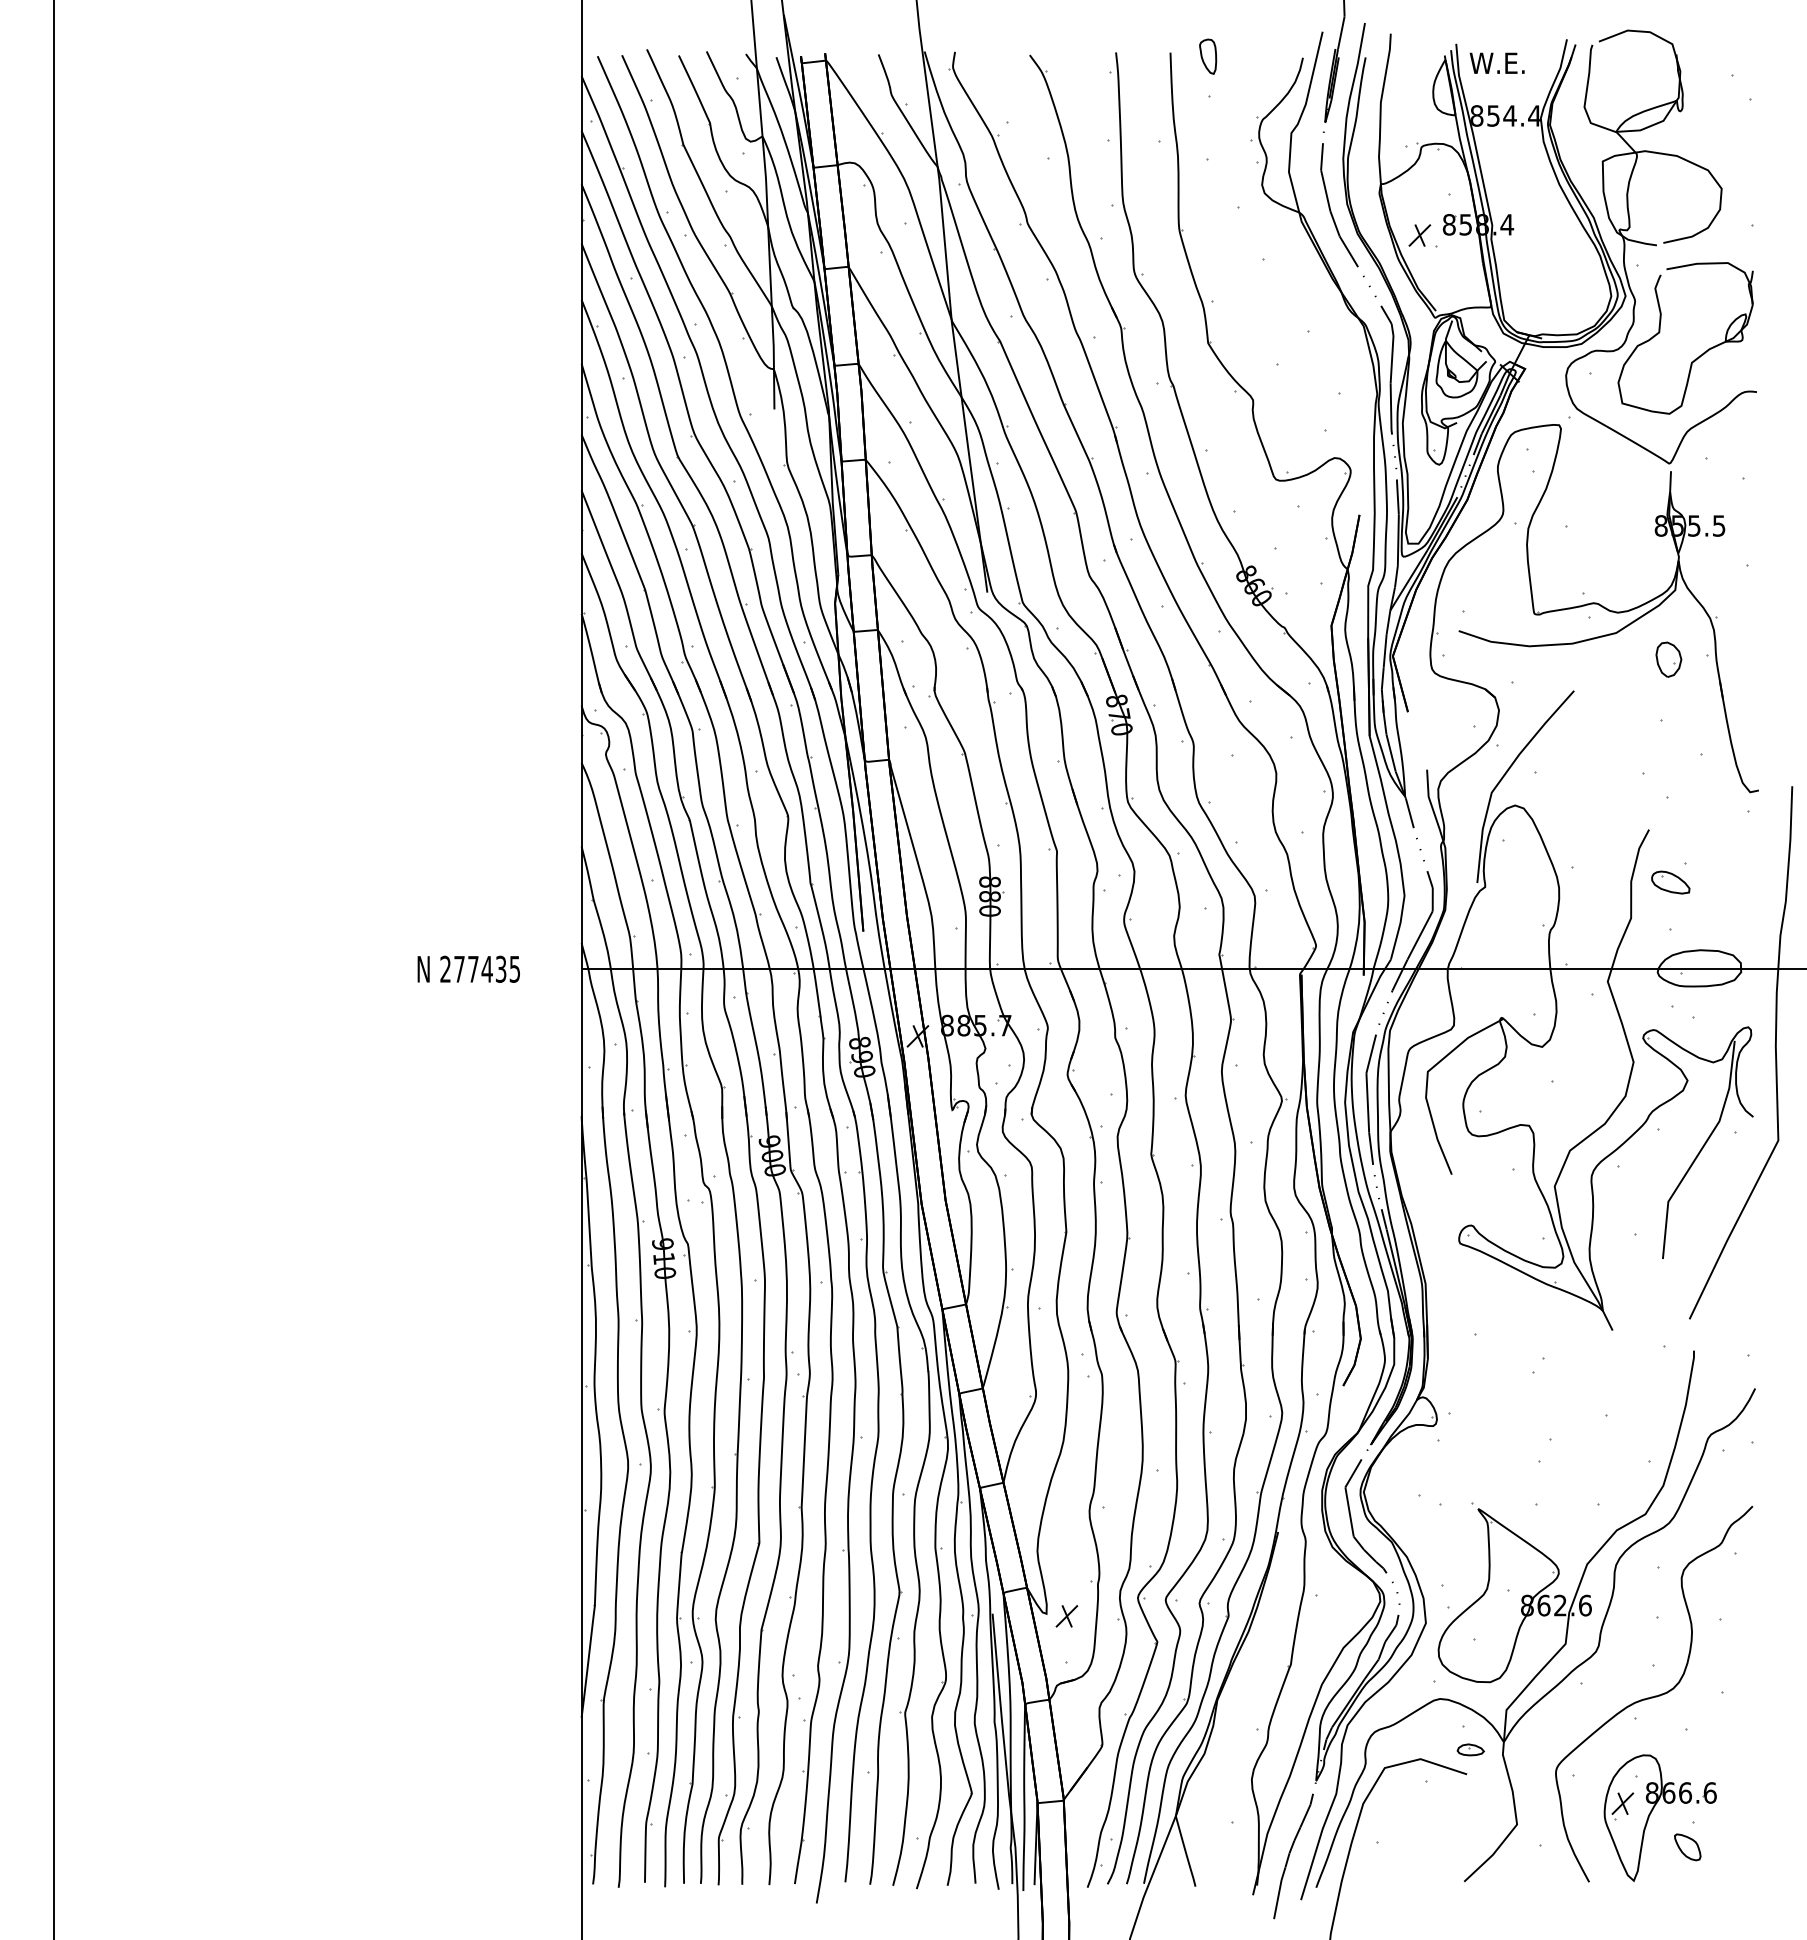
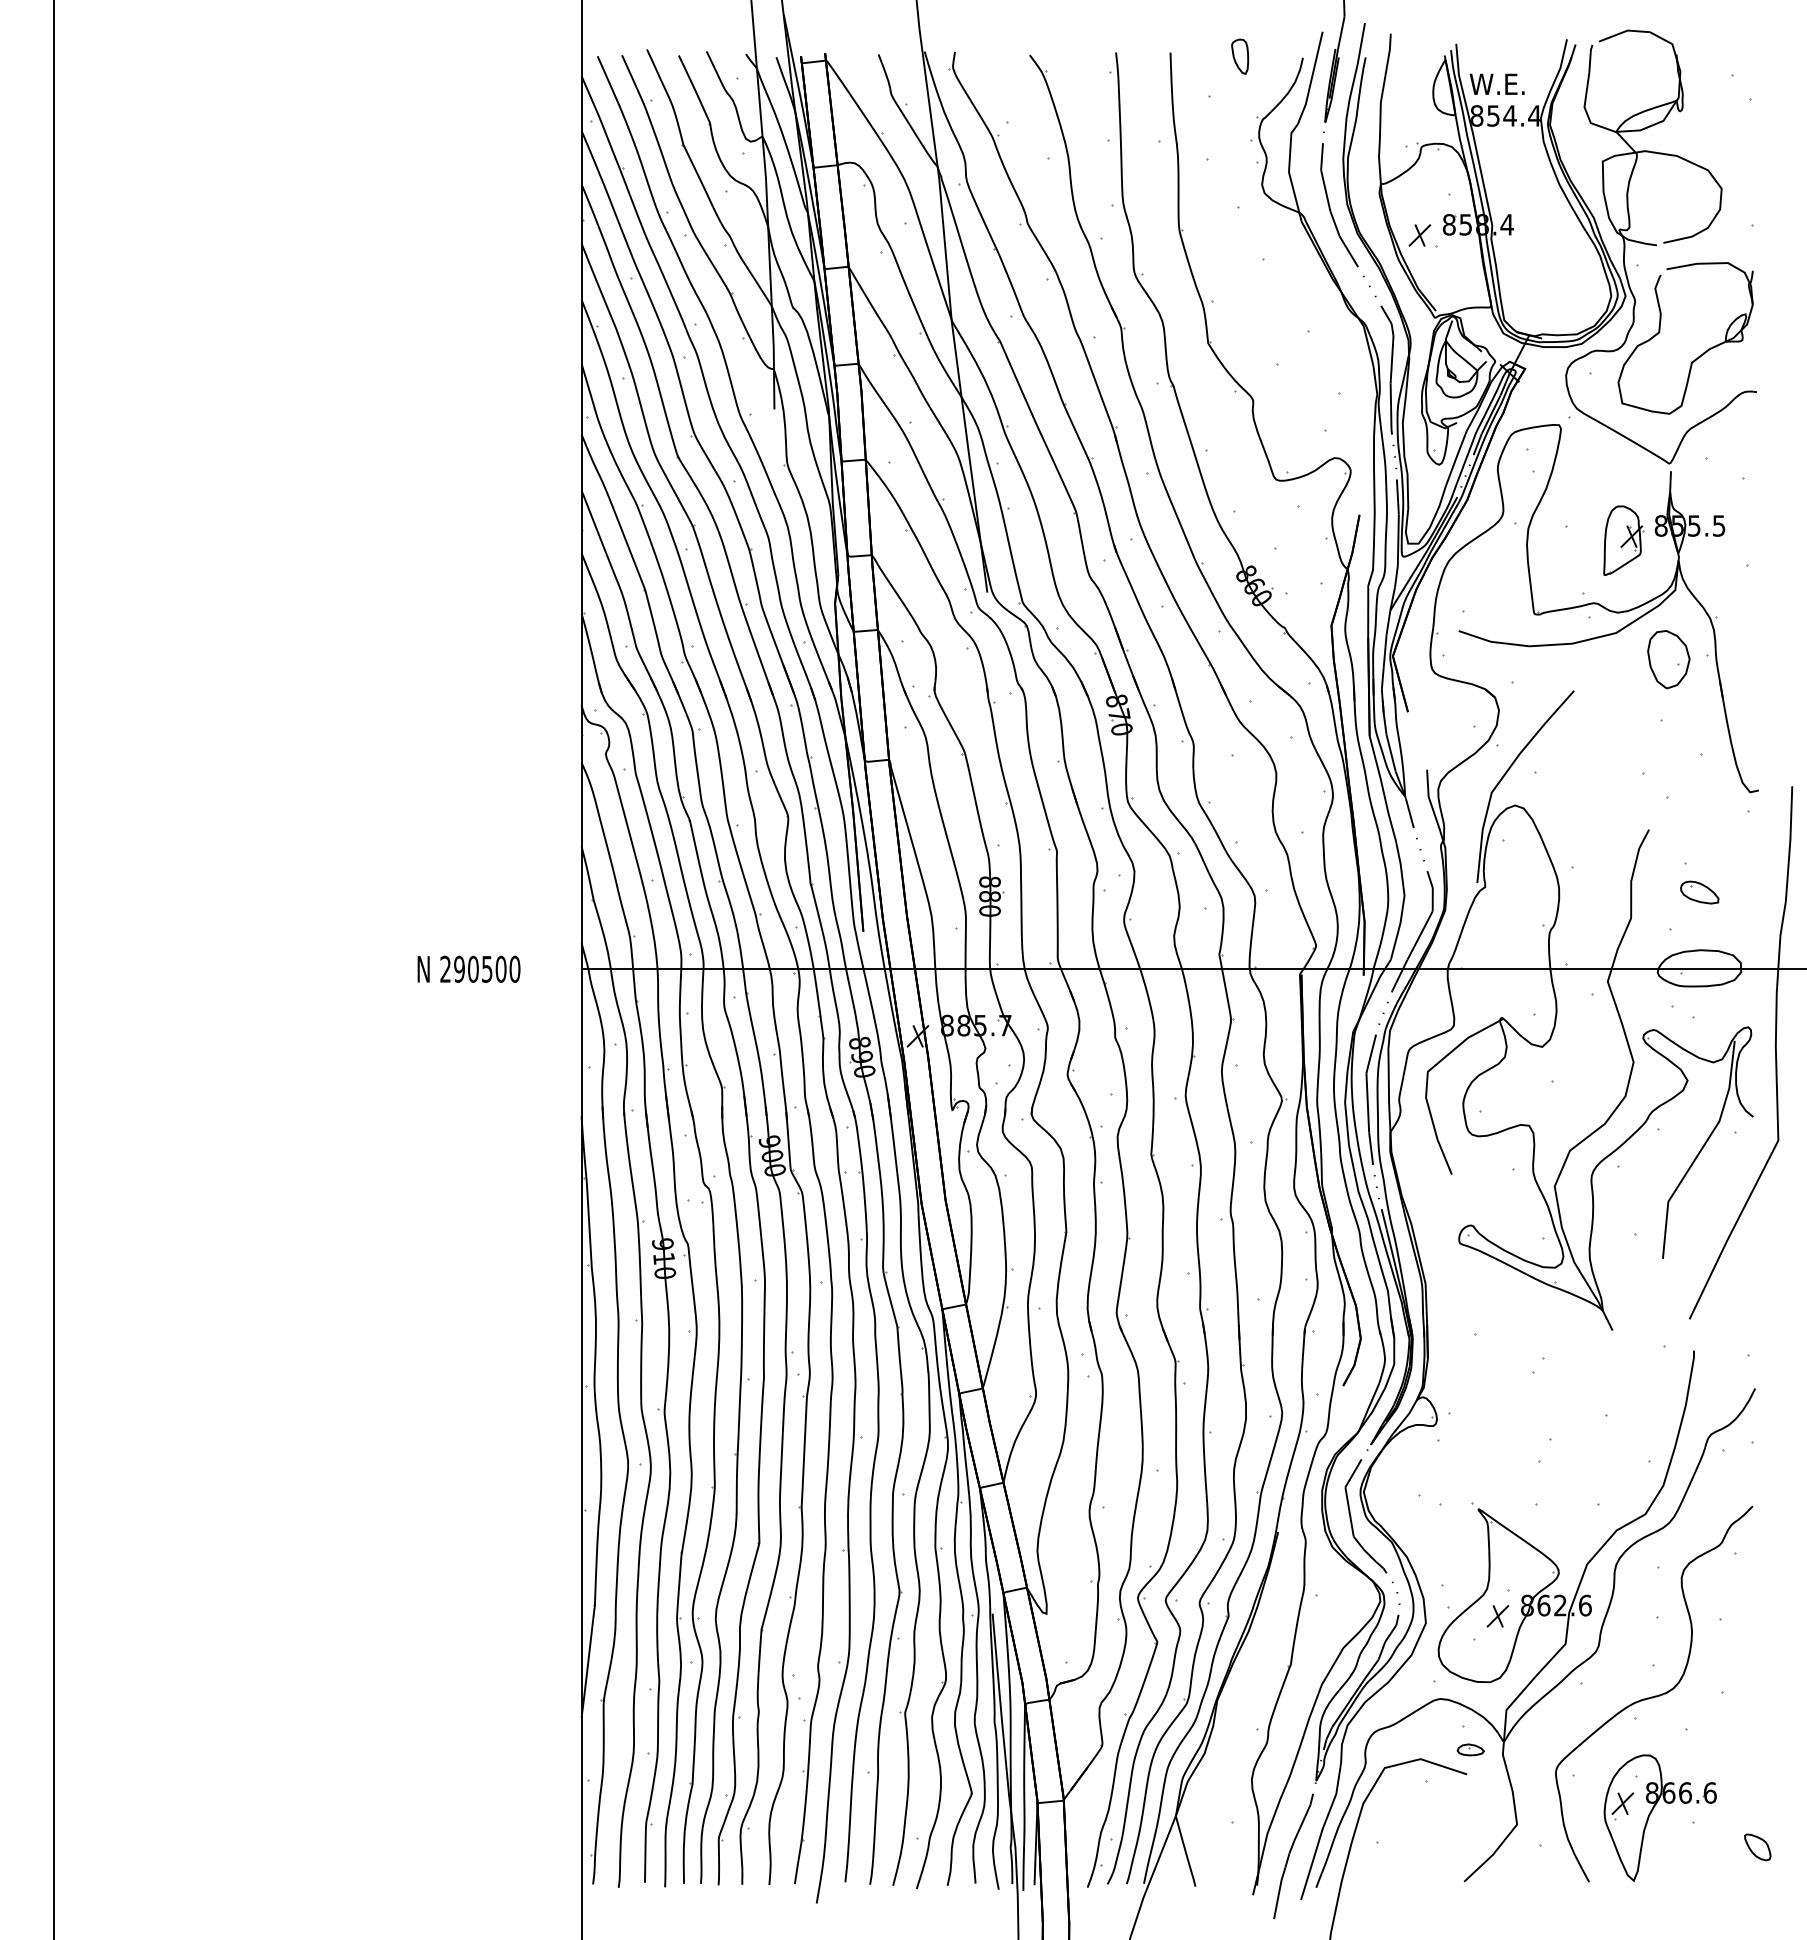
part position: (1208, 56) -> (1240, 56) (1240, 56)
text position: (1496, 62) -> (1496, 83) (1496, 83)
part: none -> present (1623, 540)
part size: 28x37 px -> 44x60 px (1668, 659)
part position: (1670, 882) -> (1699, 892) (1699, 892)
text: 277435 -> 290500 (487, 968)
part position: (1066, 1616) -> (1497, 1616) (1497, 1616)
part position: (1687, 1847) -> (1757, 1847) (1757, 1847)
